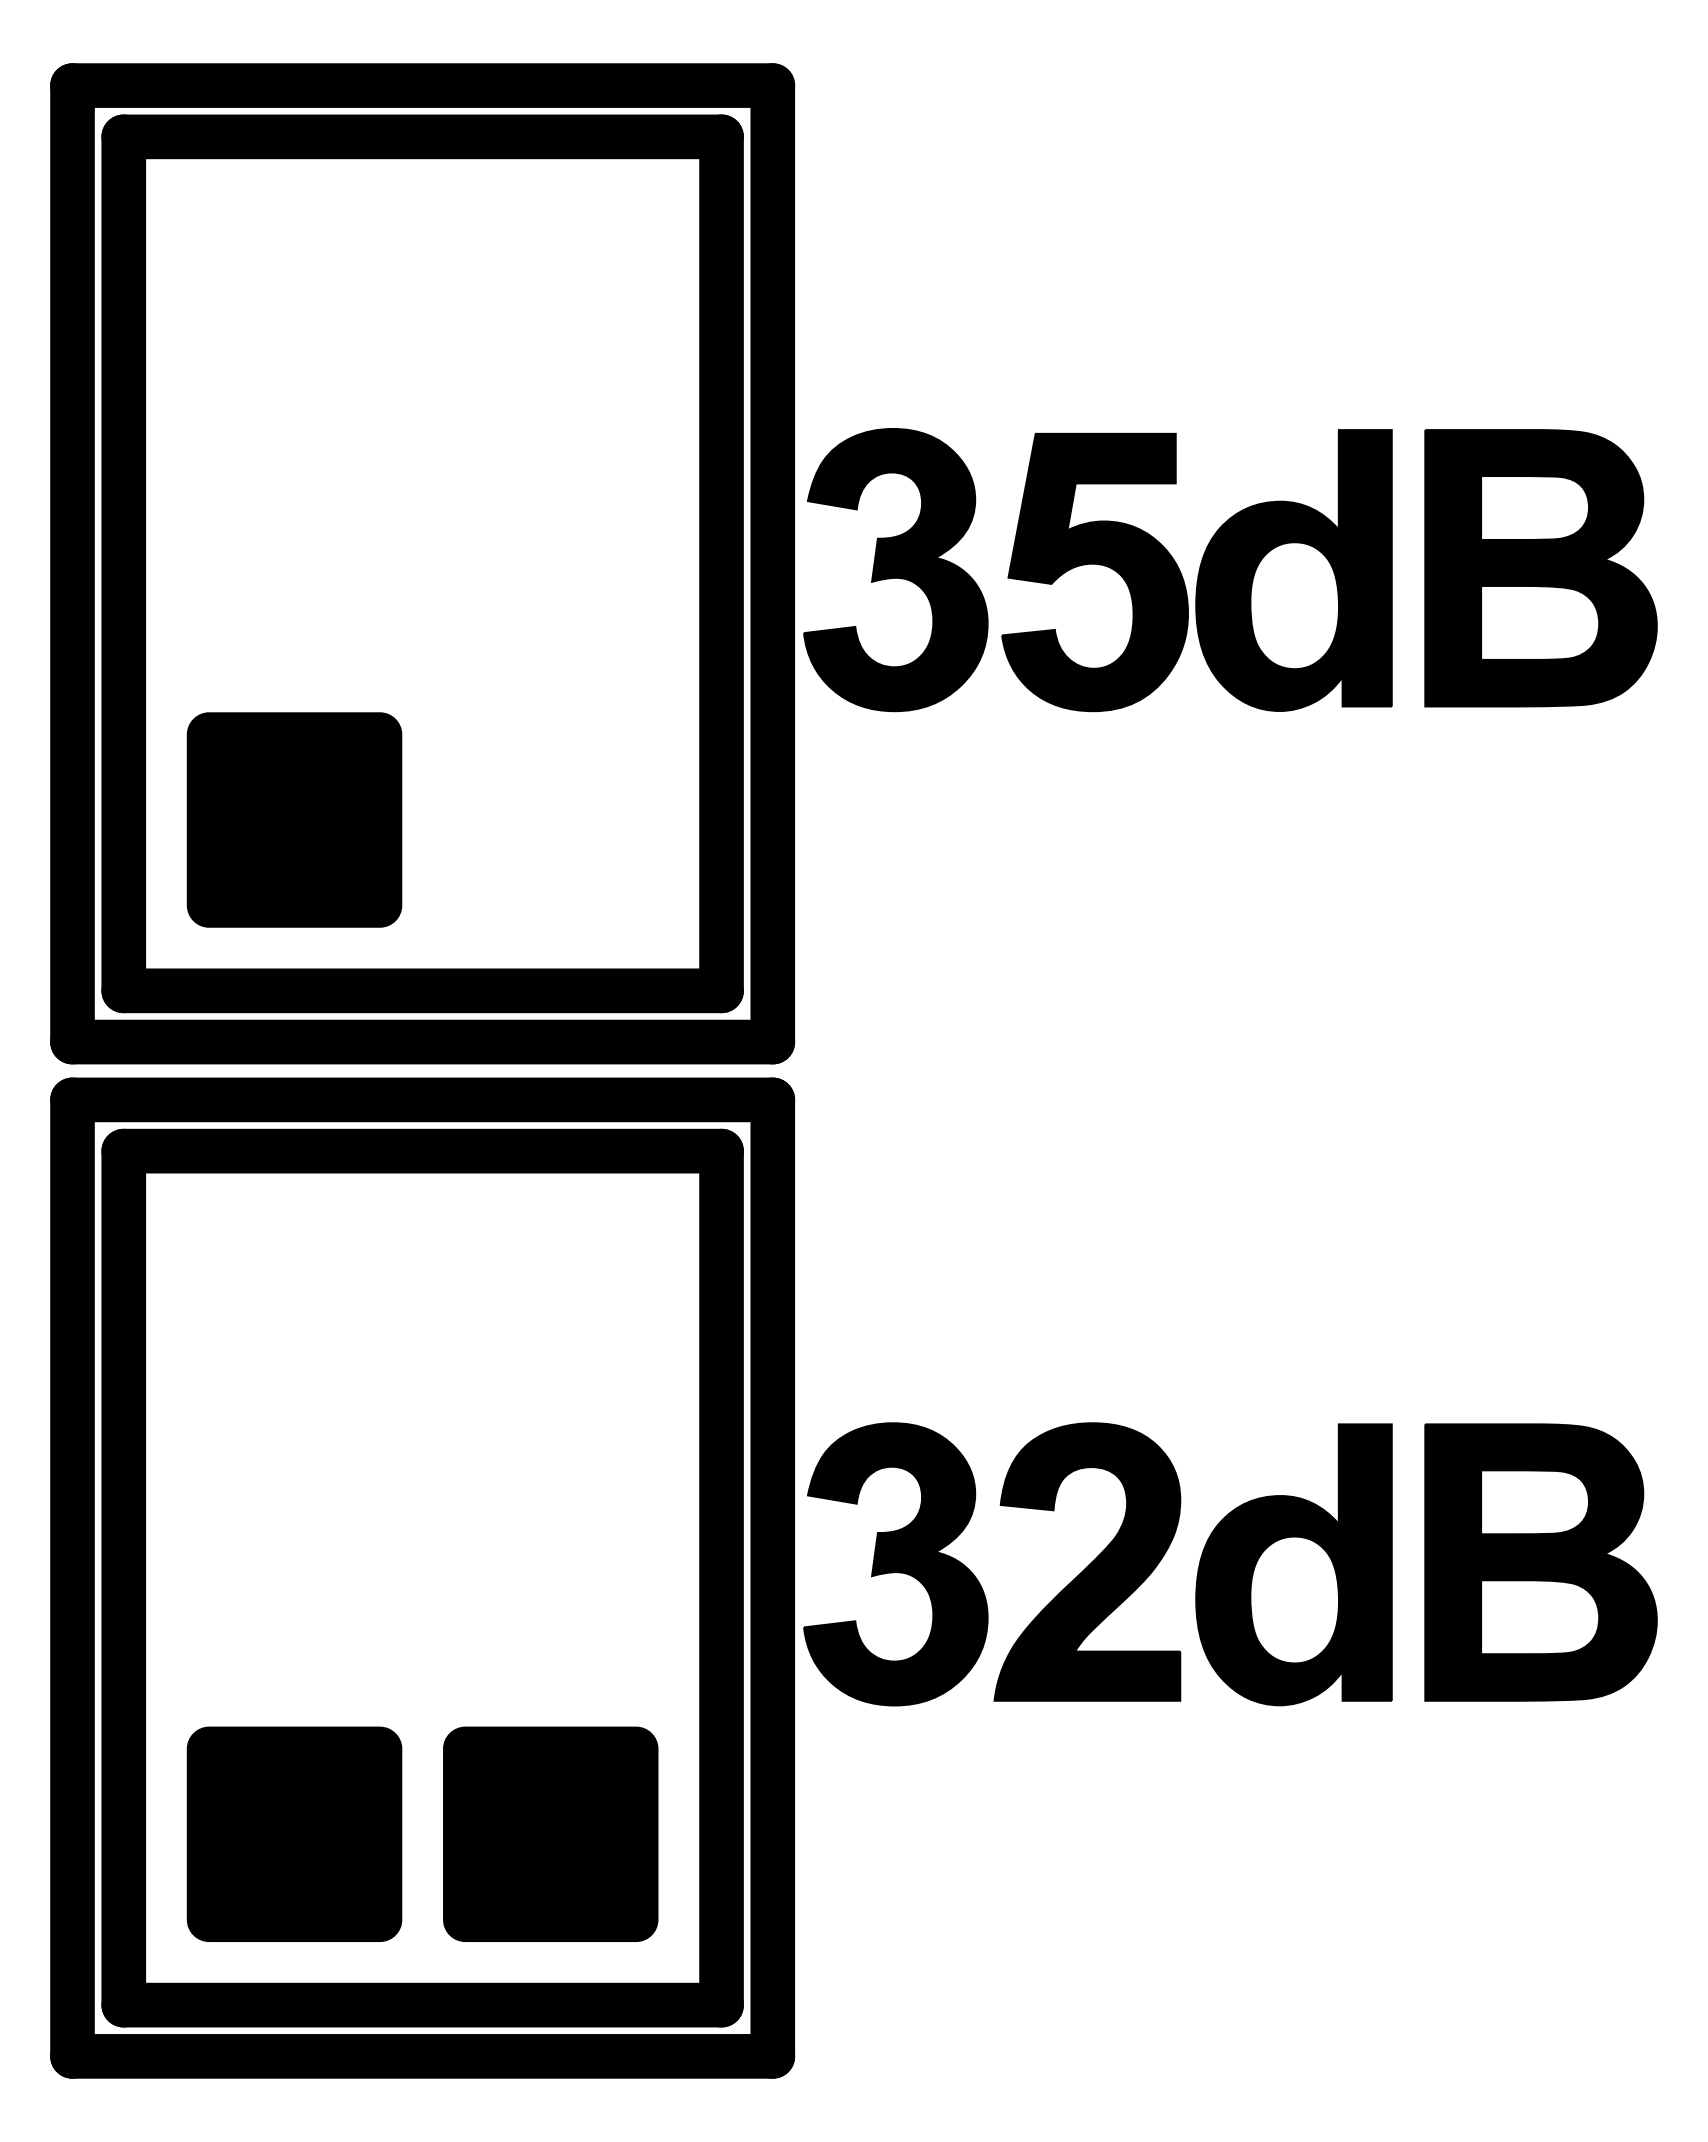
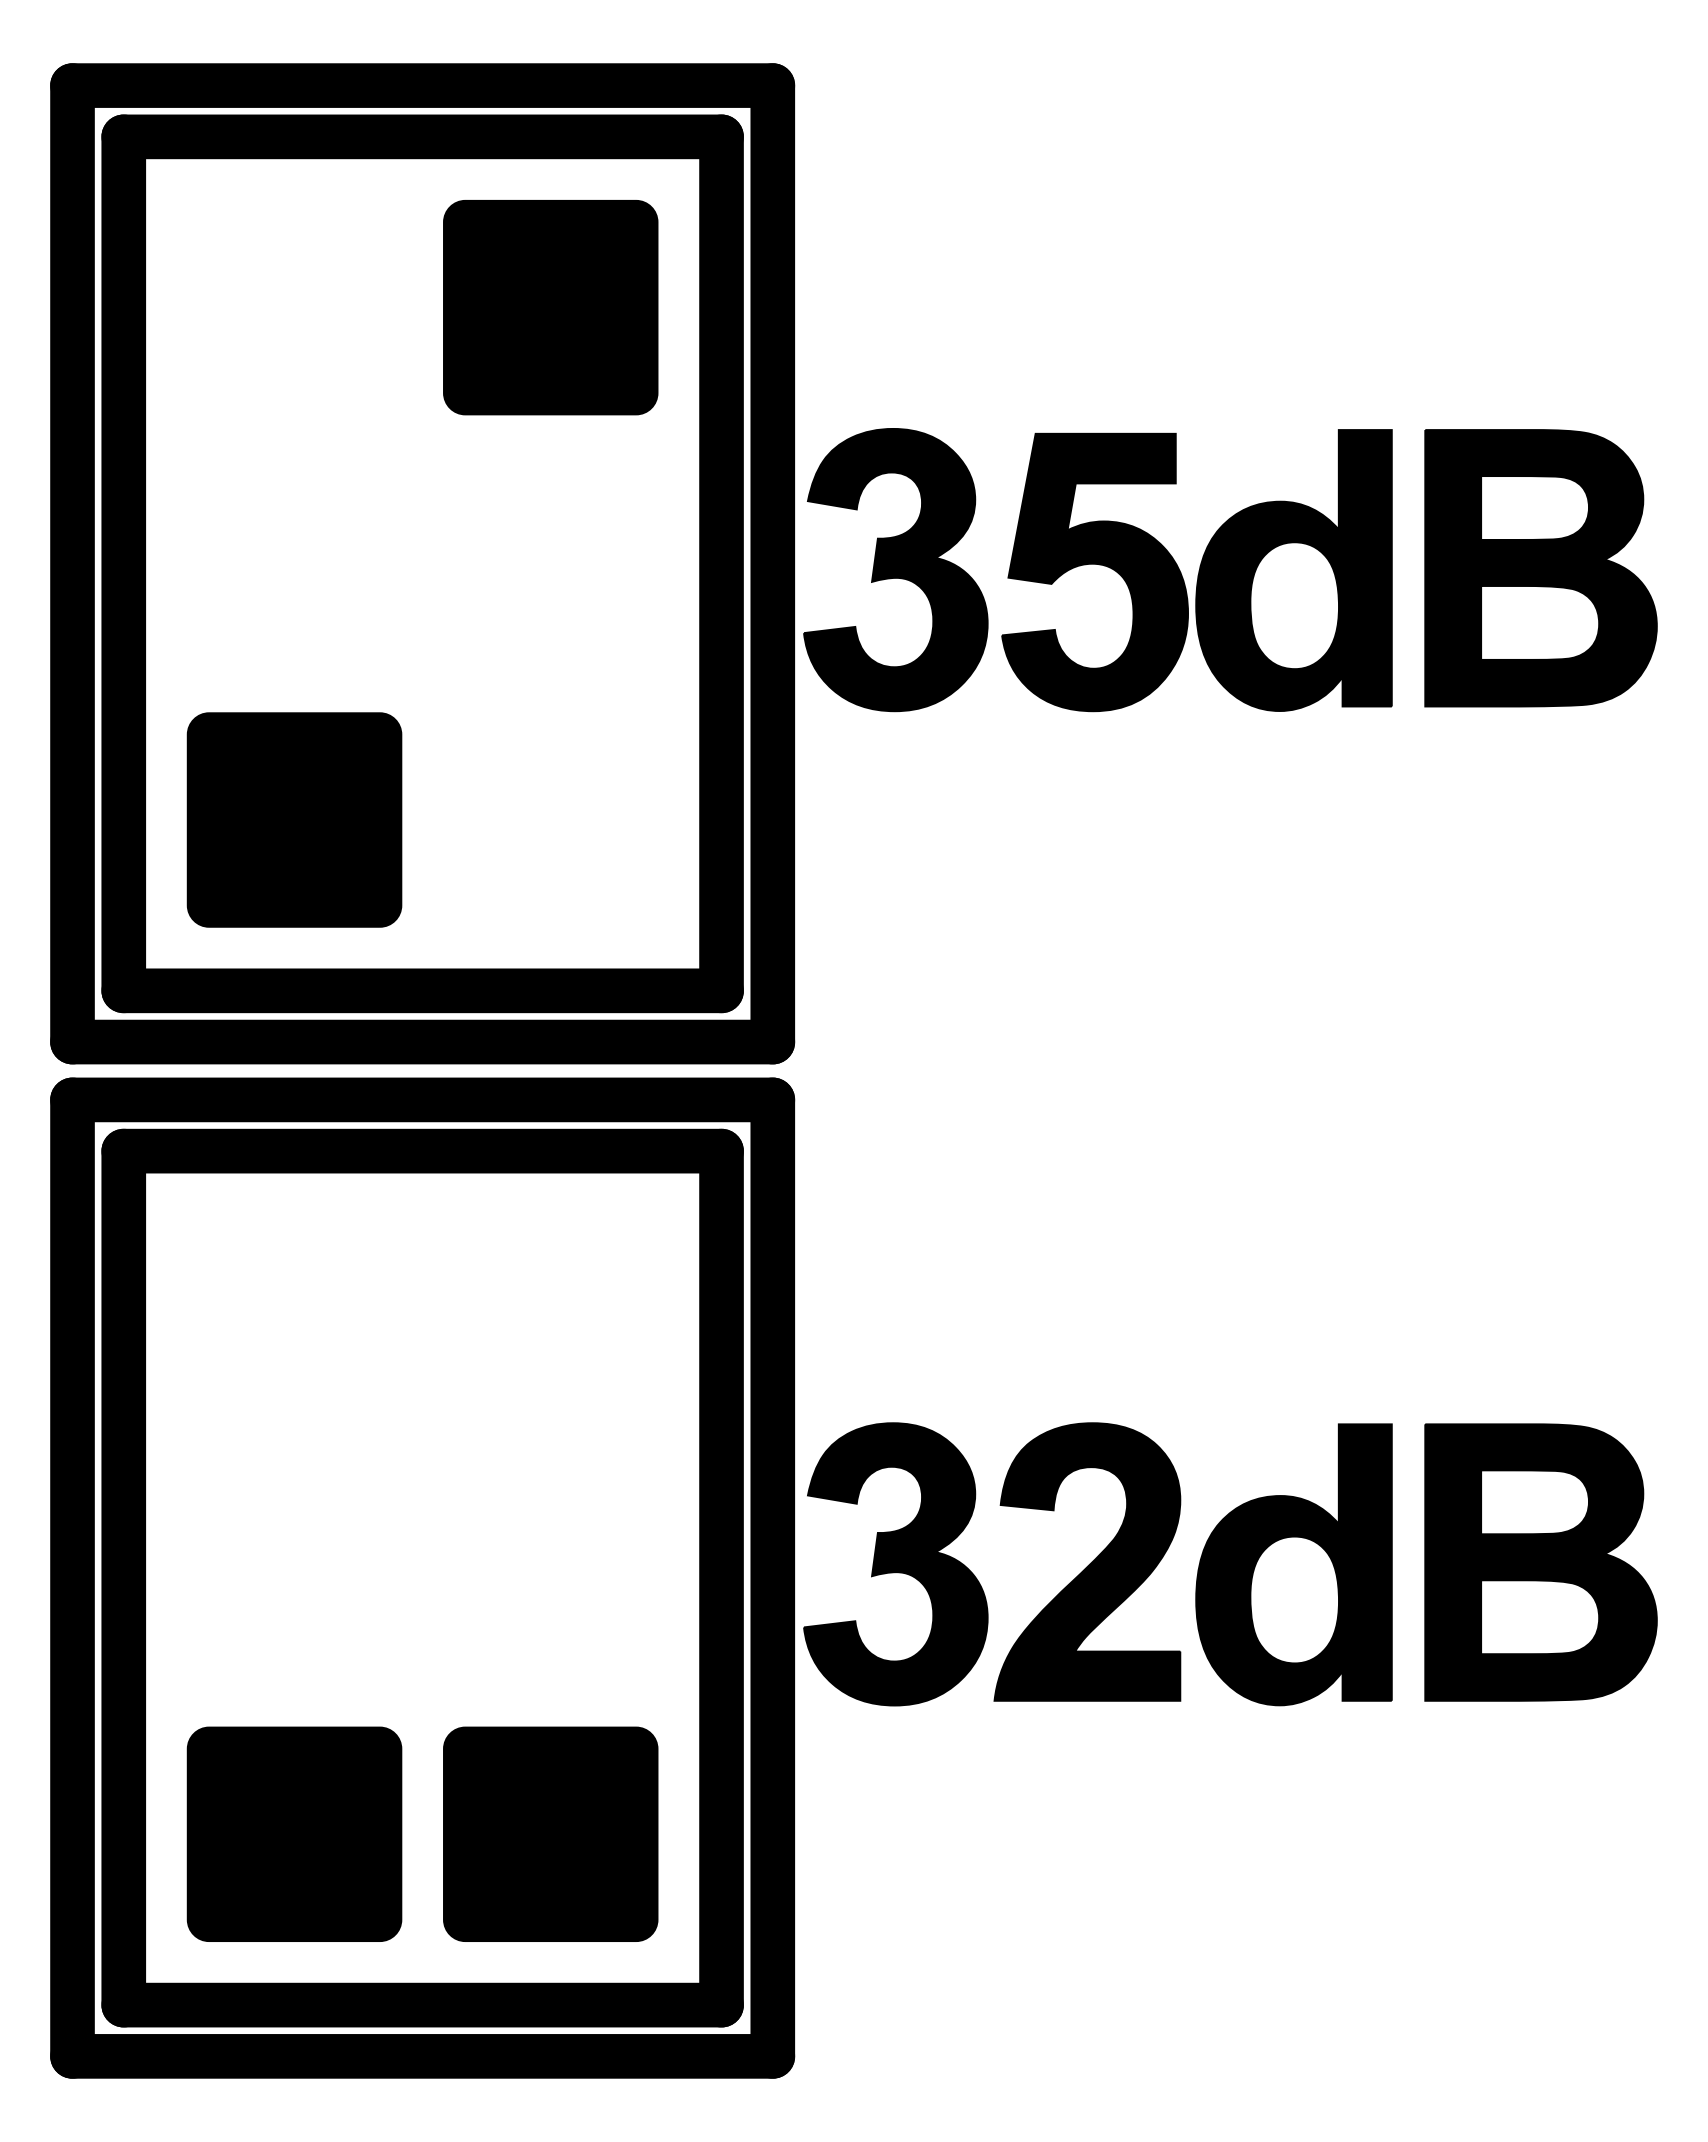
part: none -> present (550, 307)
